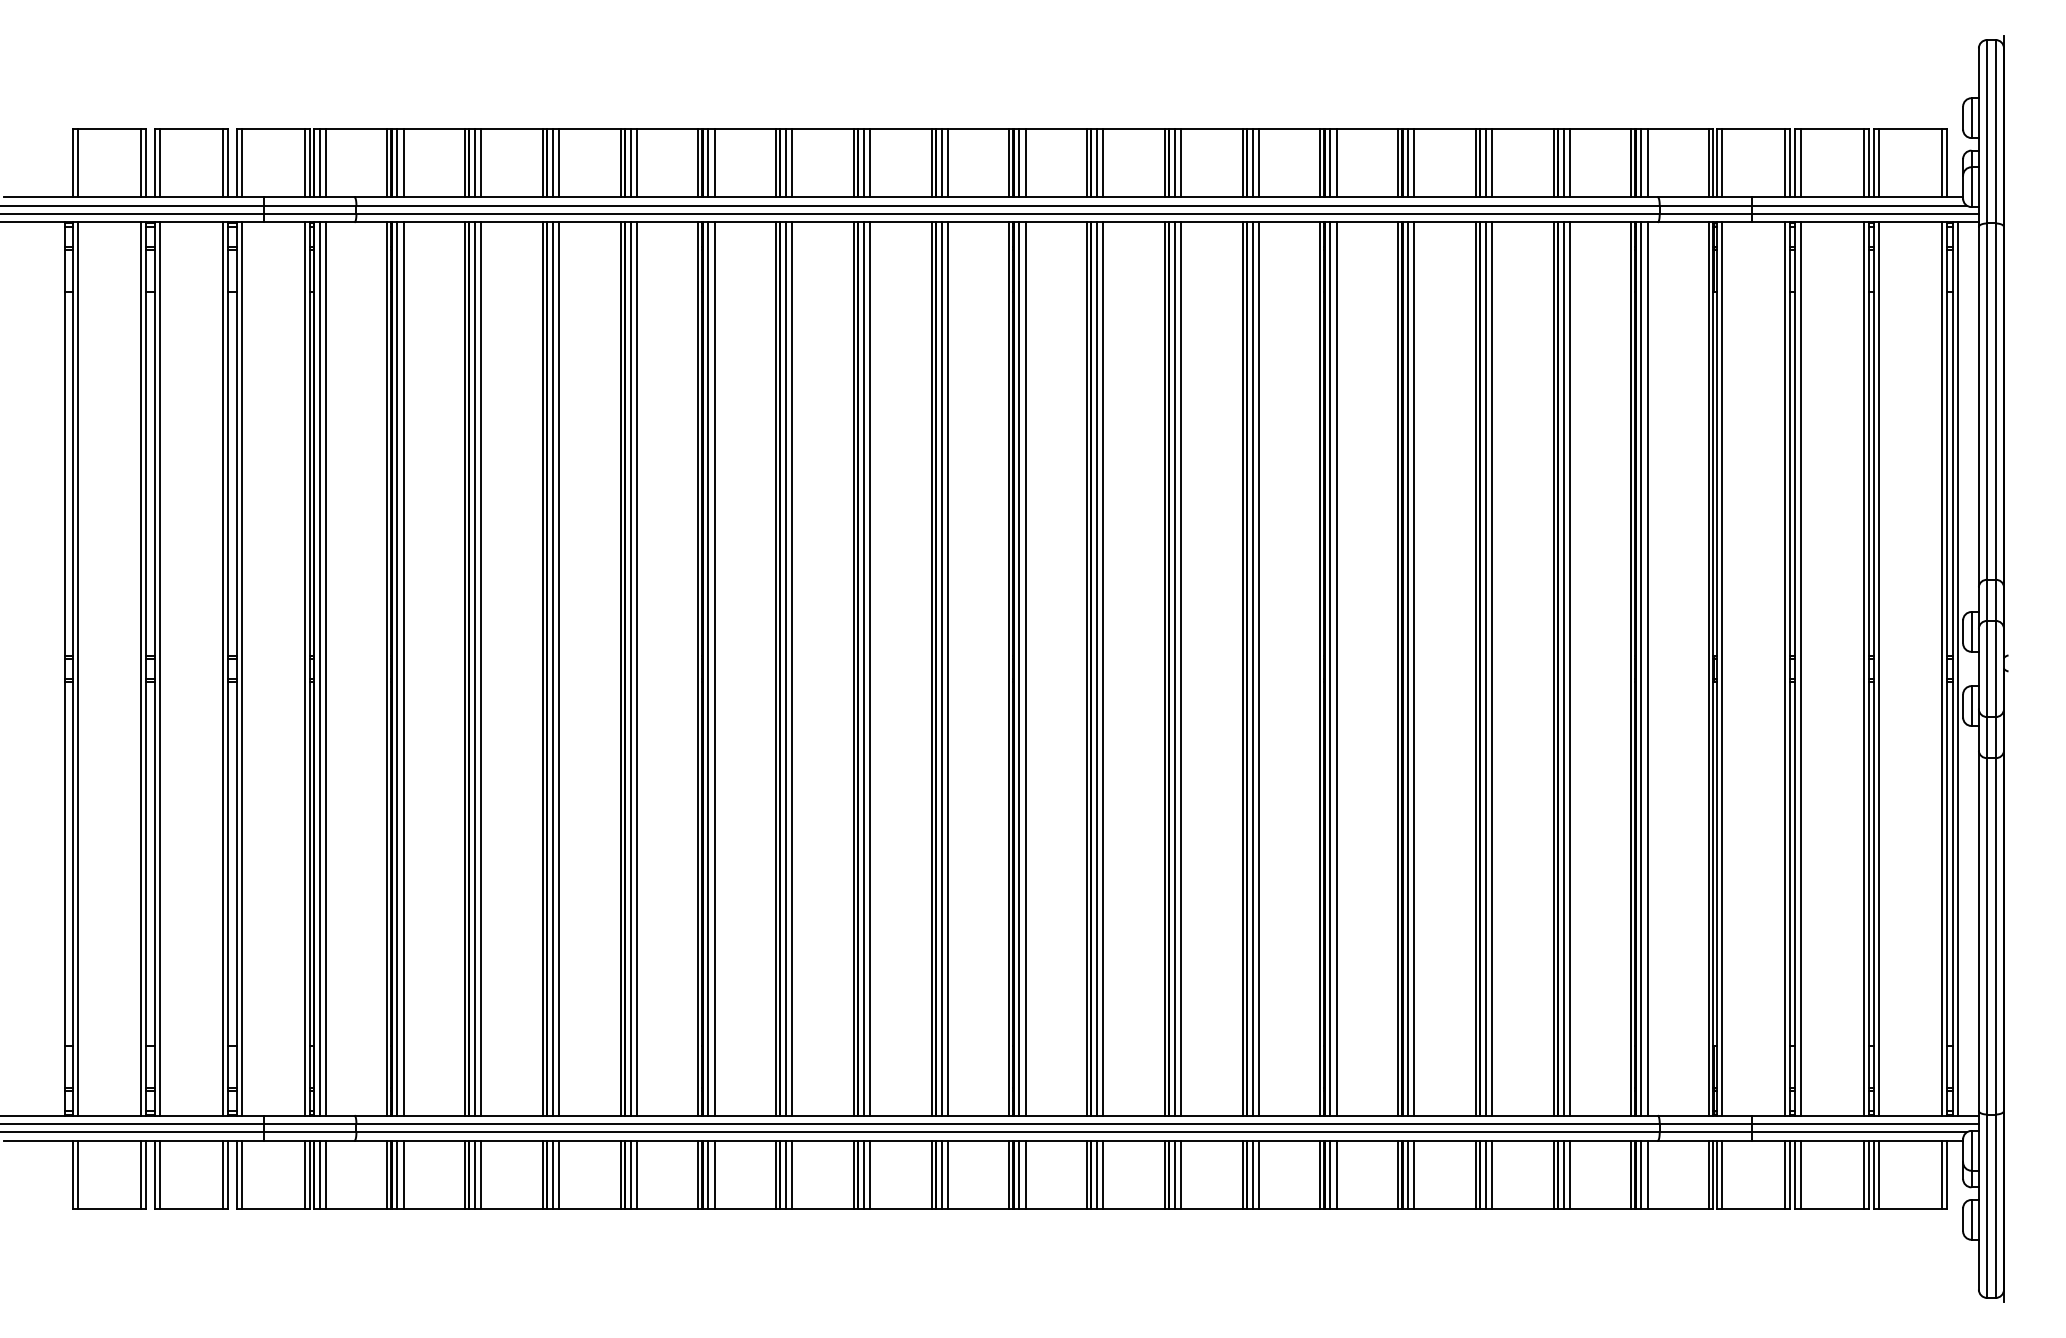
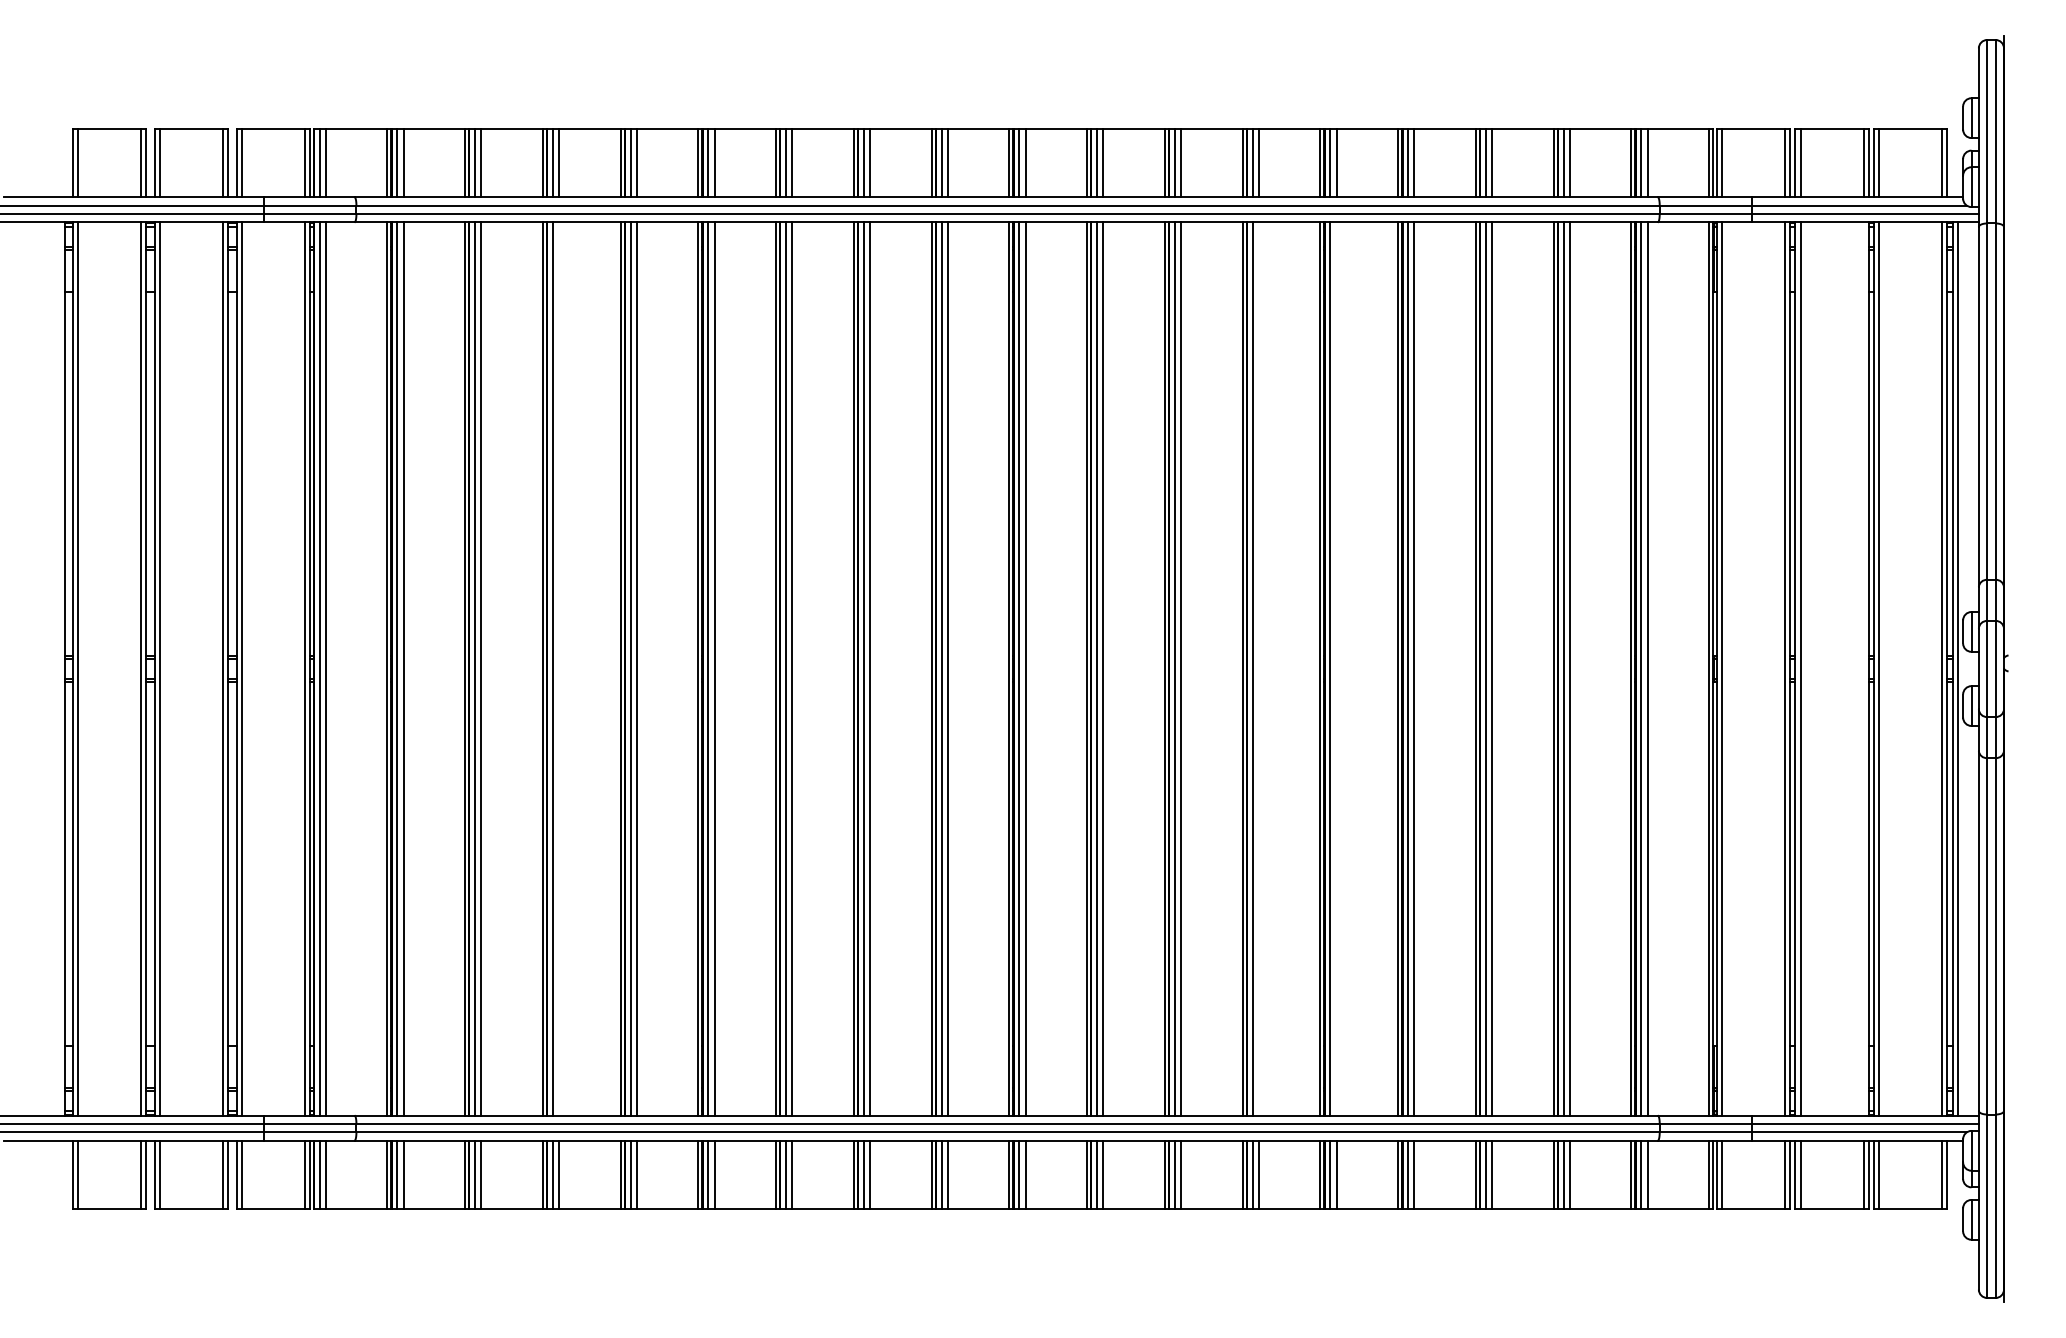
line: present -> none (559, 668)
line: present -> none (1258, 668)
line: present -> none (1336, 668)
line: present -> none (1863, 668)
